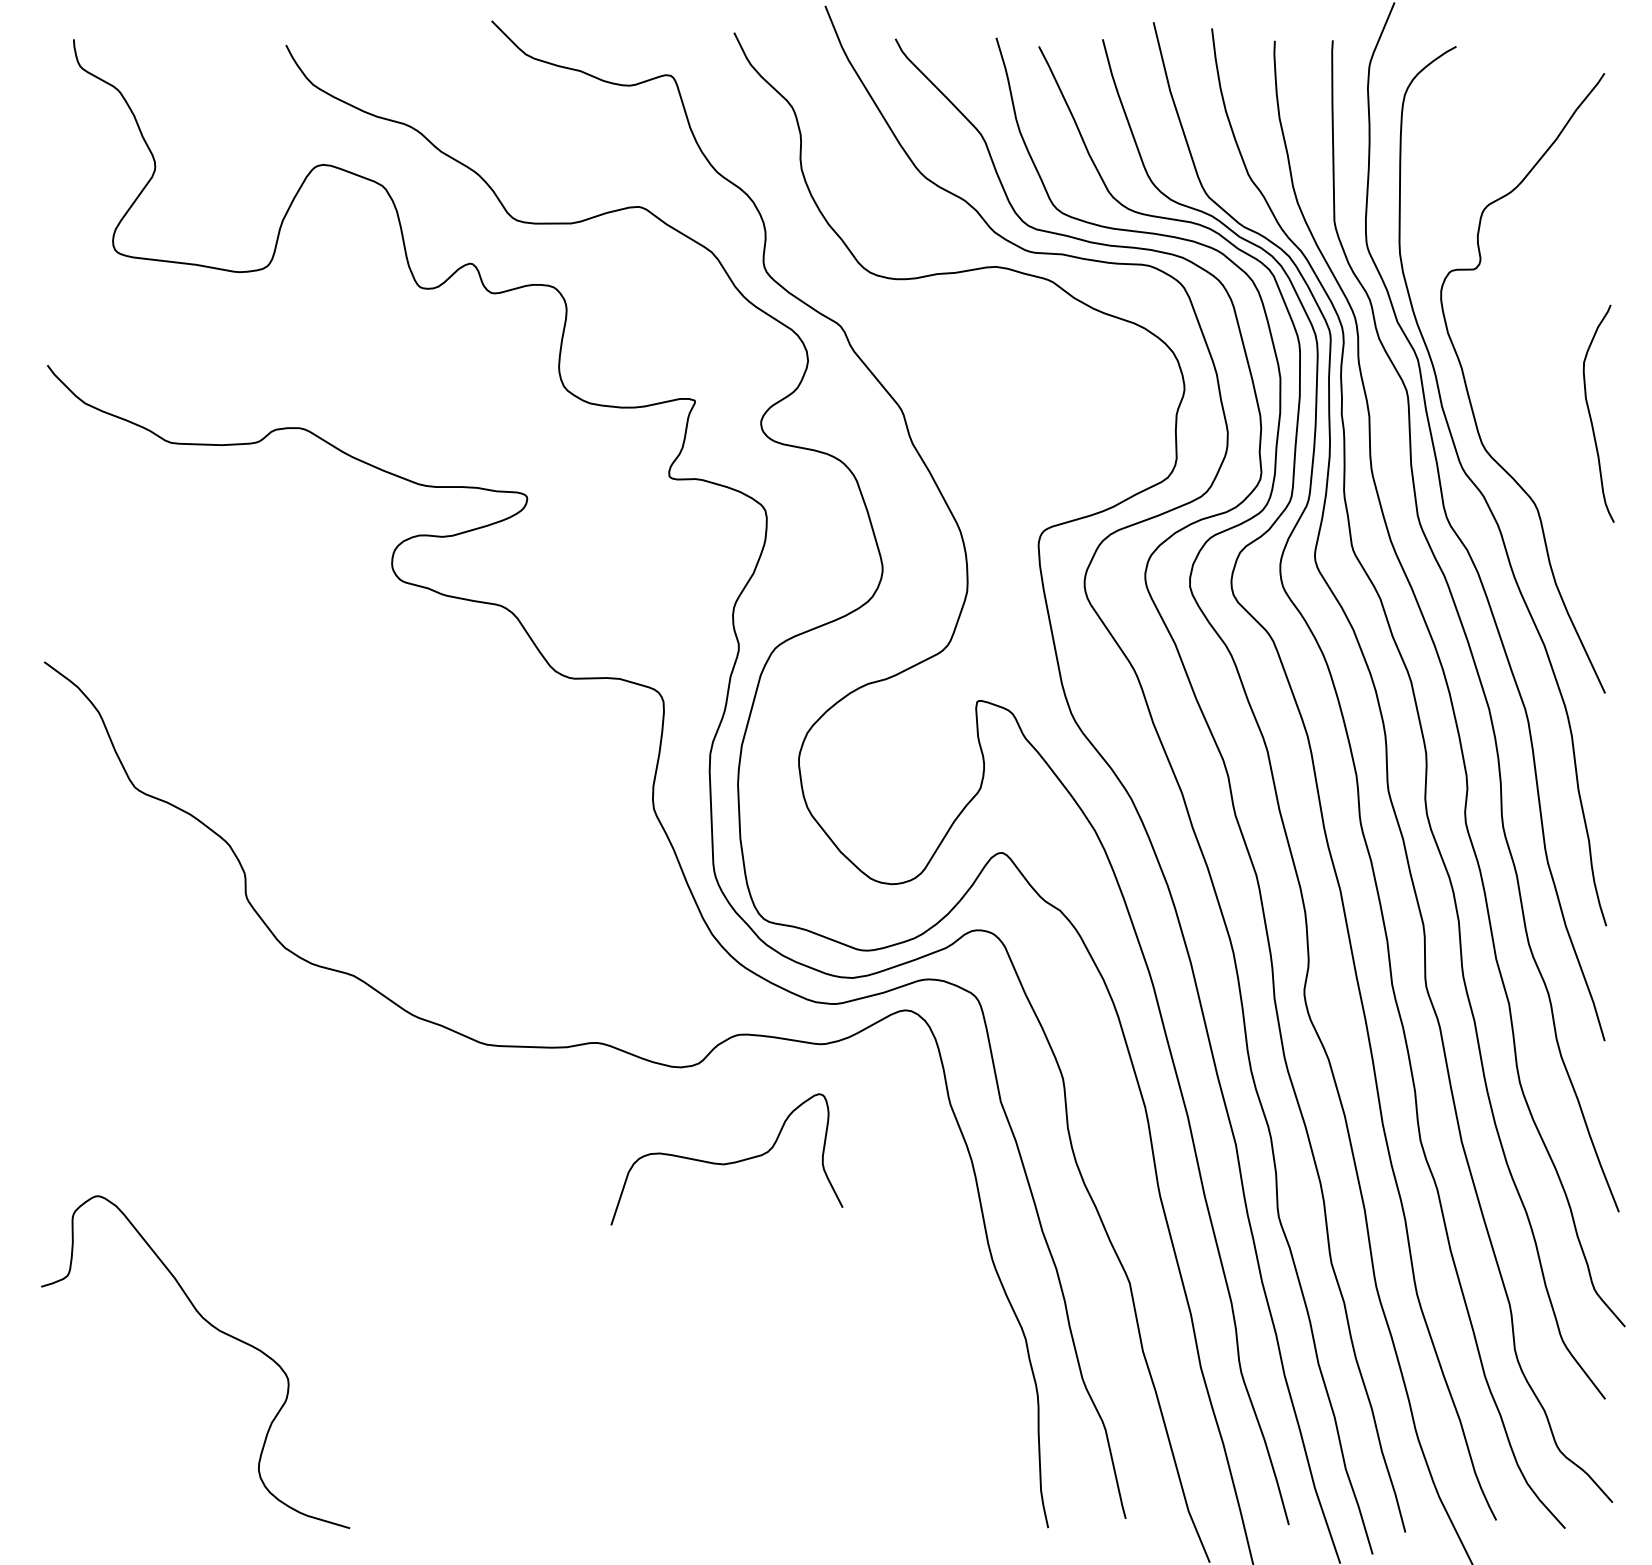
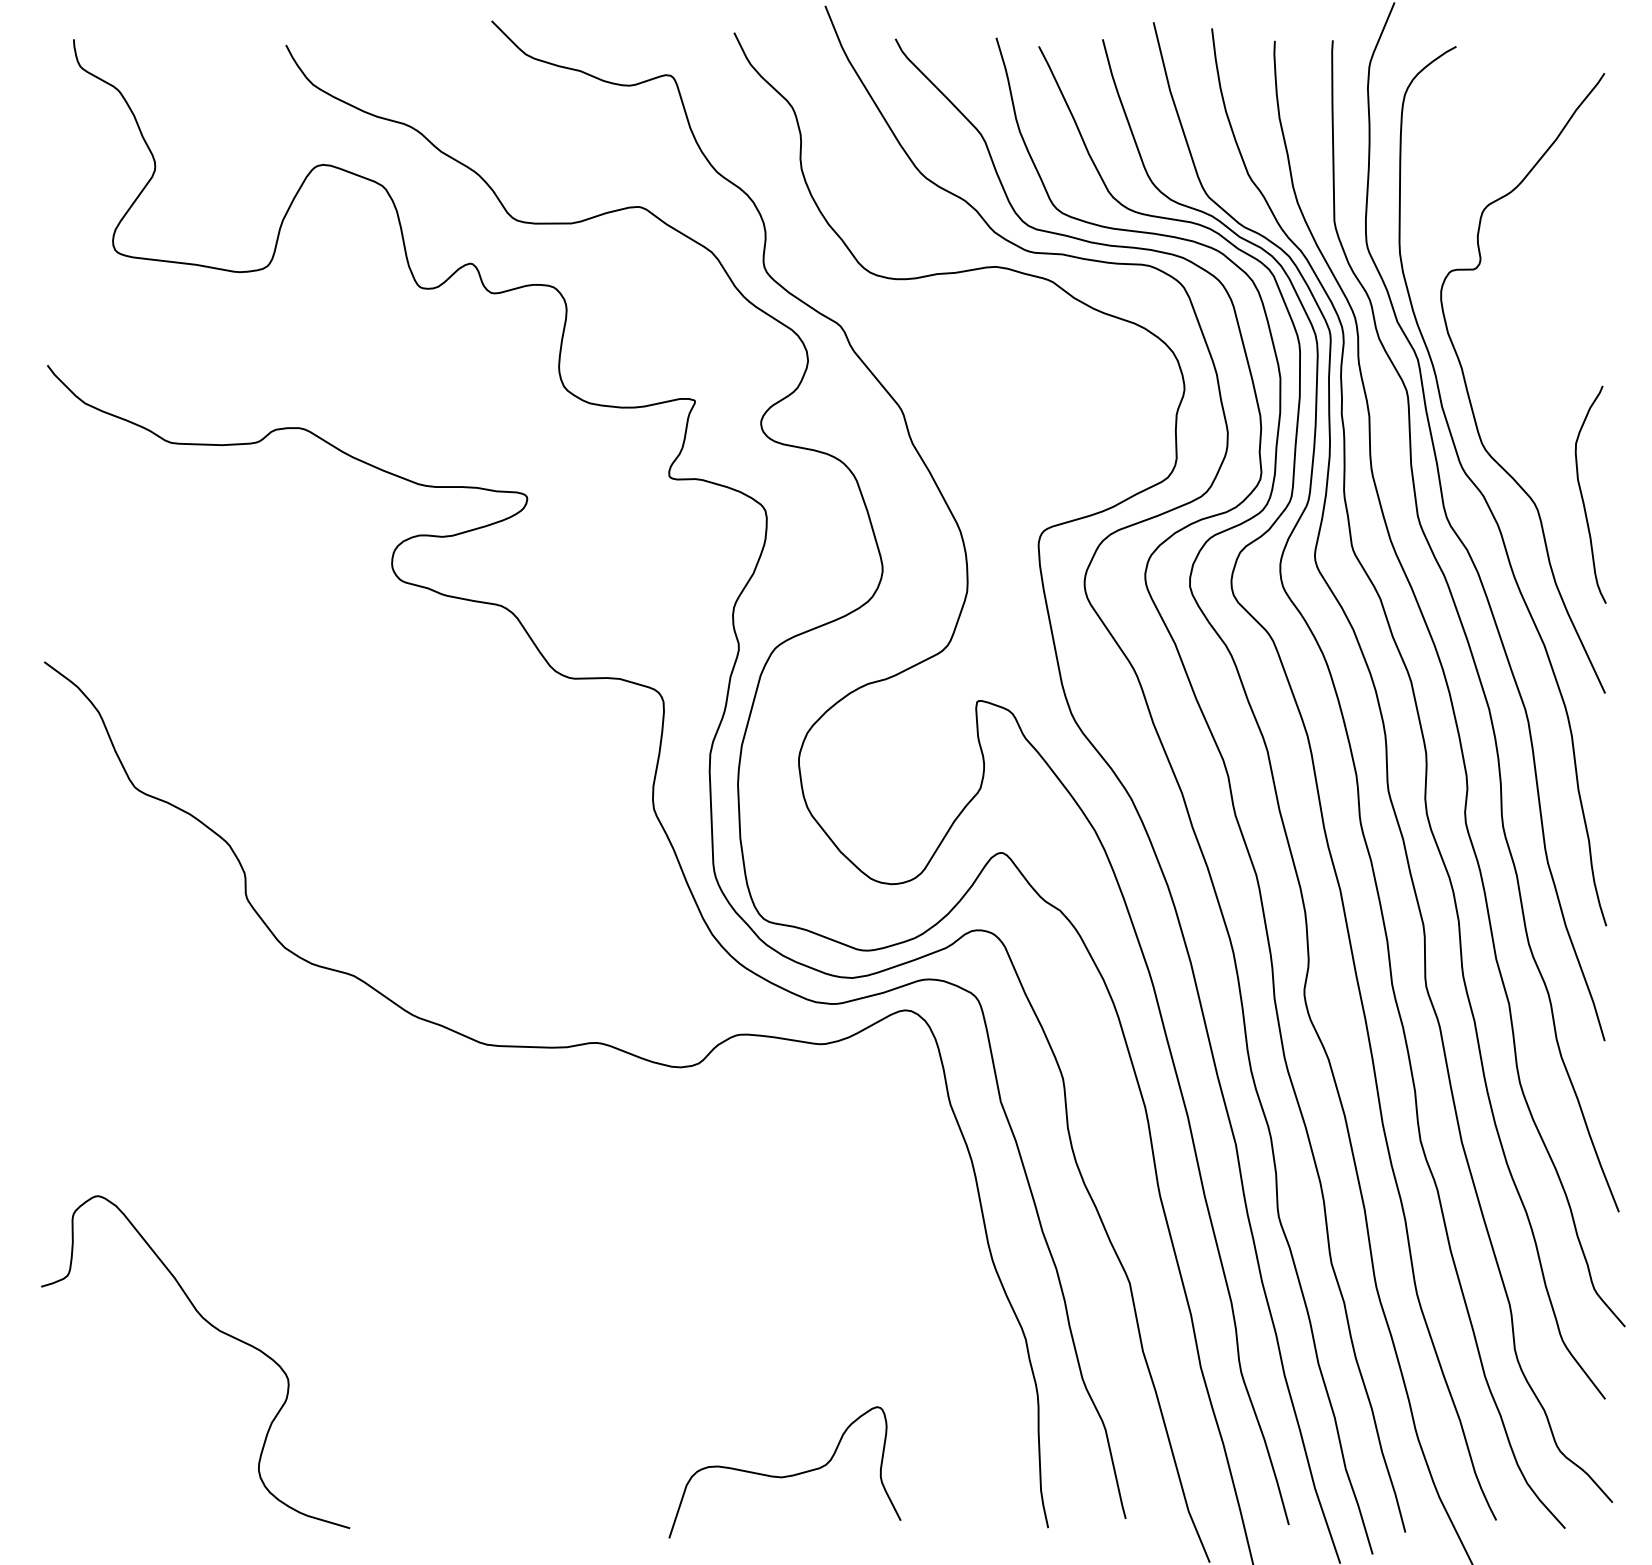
curve position: (1591, 416) -> (1583, 497) (1583, 497)
curve position: (727, 1162) -> (785, 1475) (785, 1475)
